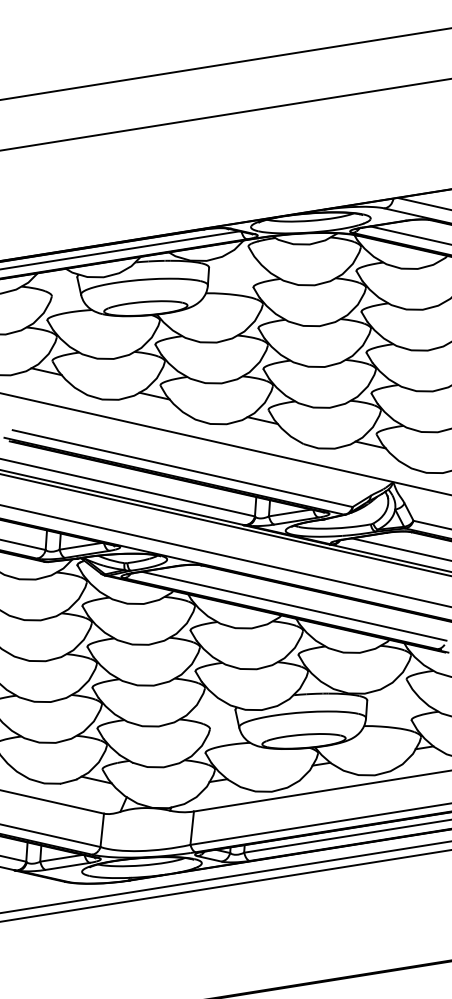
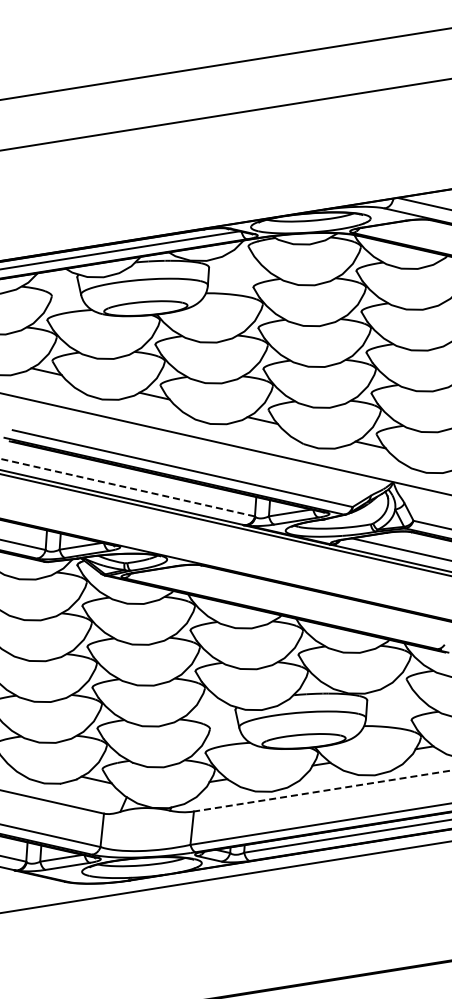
line: present -> none (409, 235)
line: solid -> dashed (127, 487)
line: present -> none (225, 555)
line: present -> none (293, 605)
line: solid -> dashed (322, 791)
line: present -> none (225, 885)
